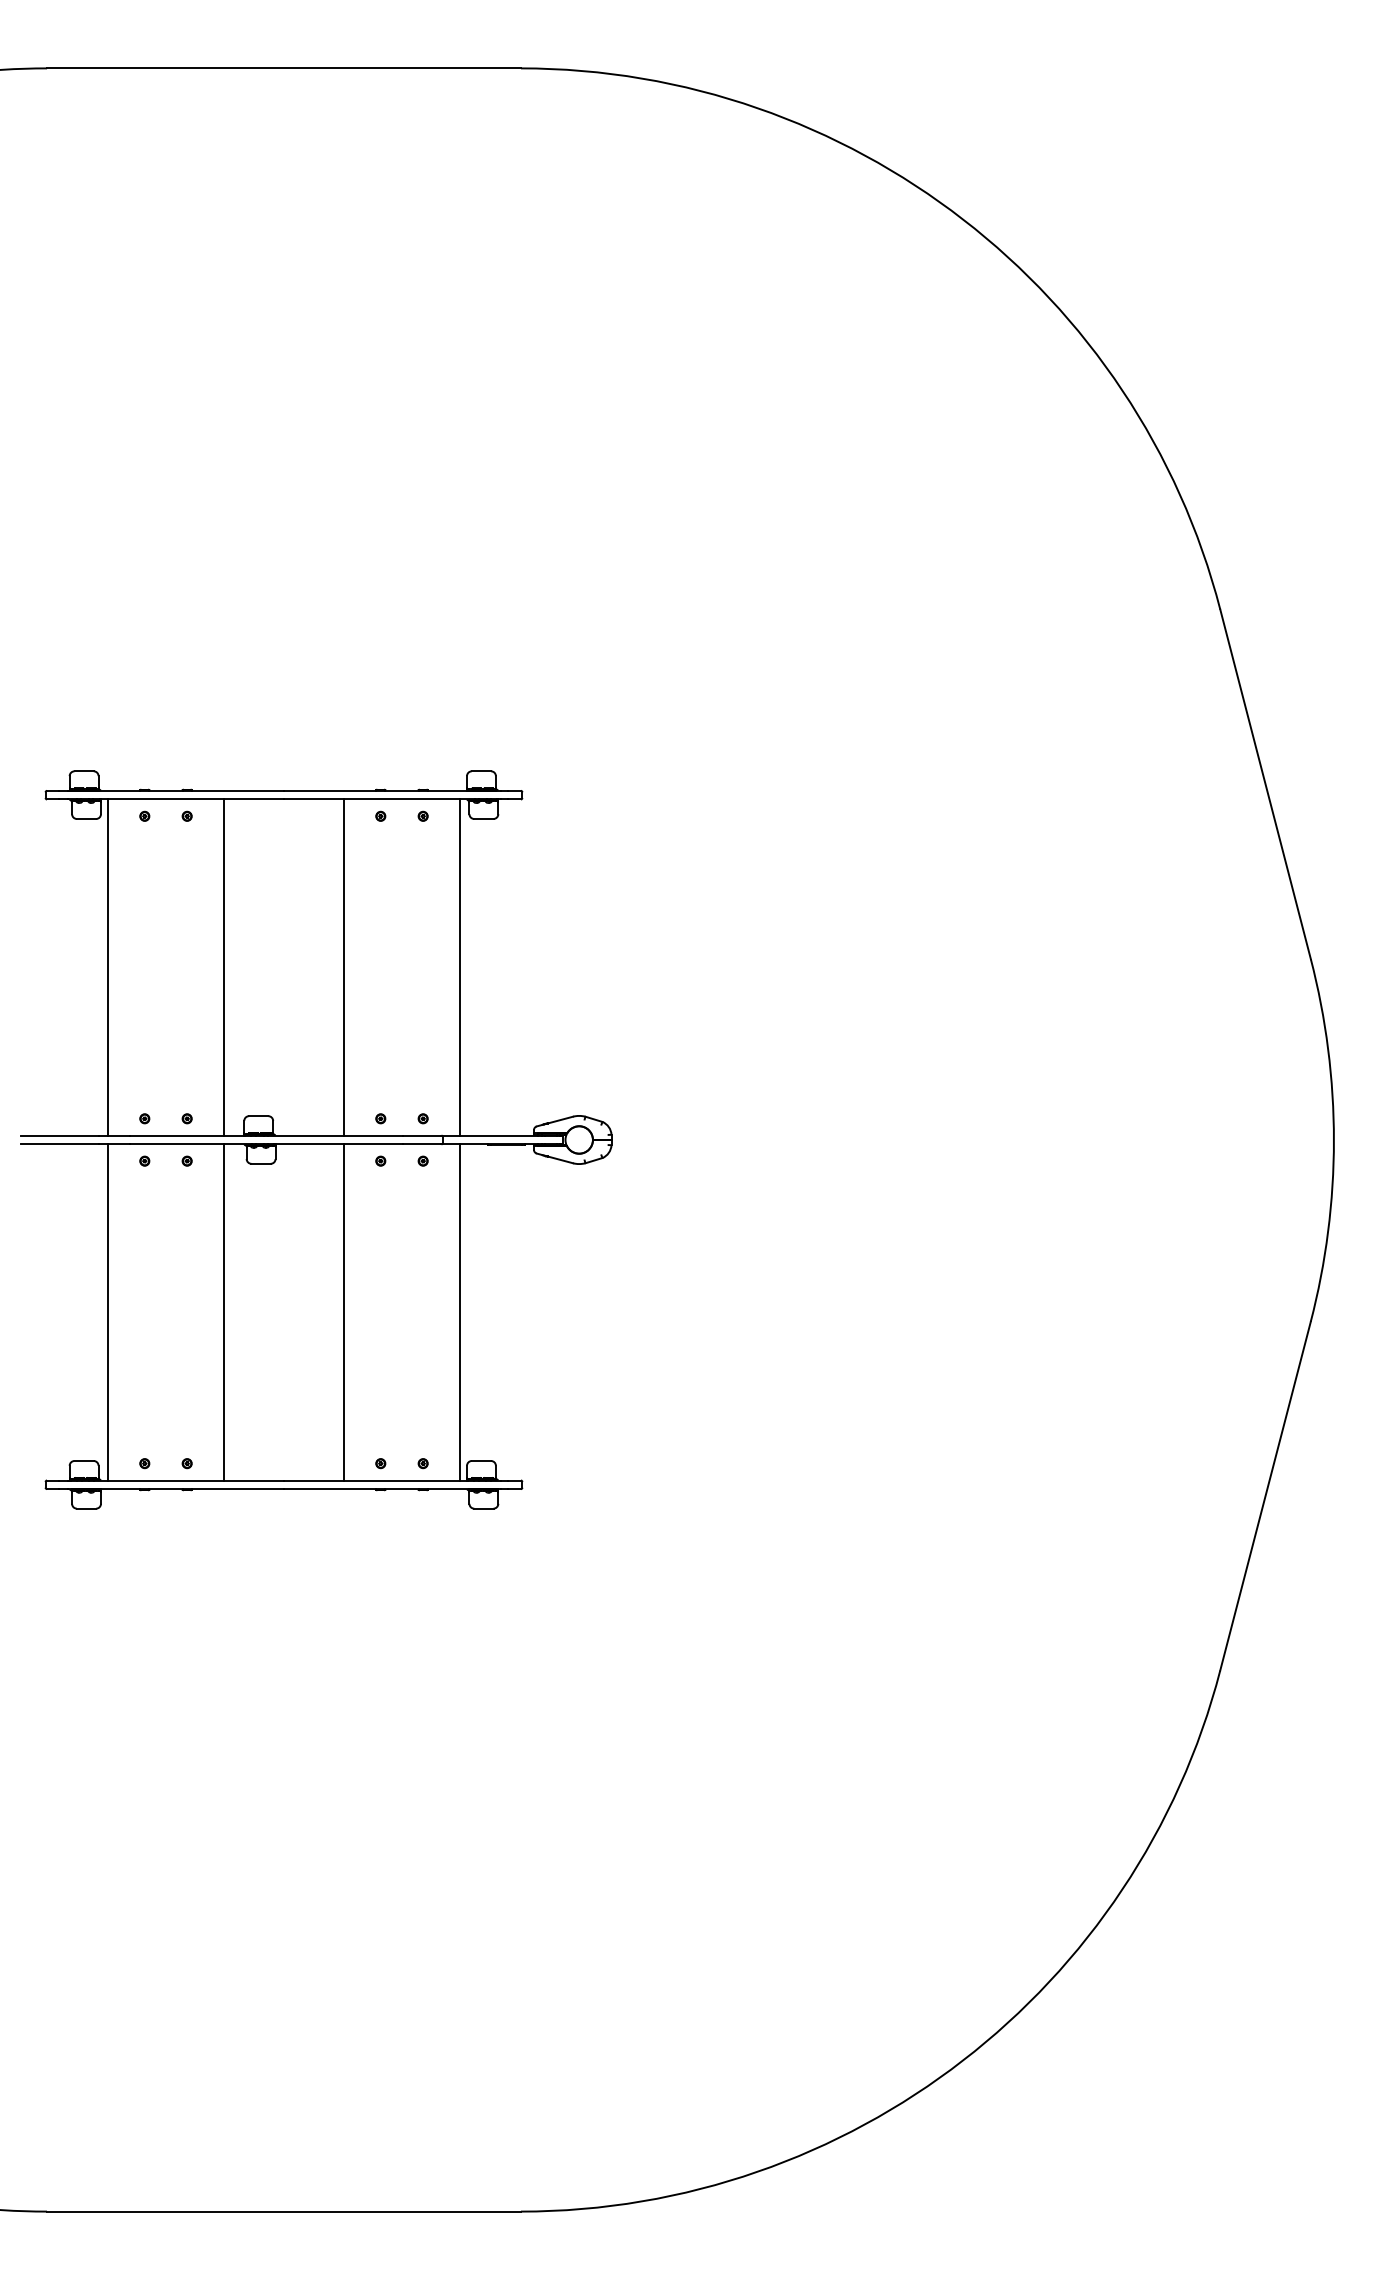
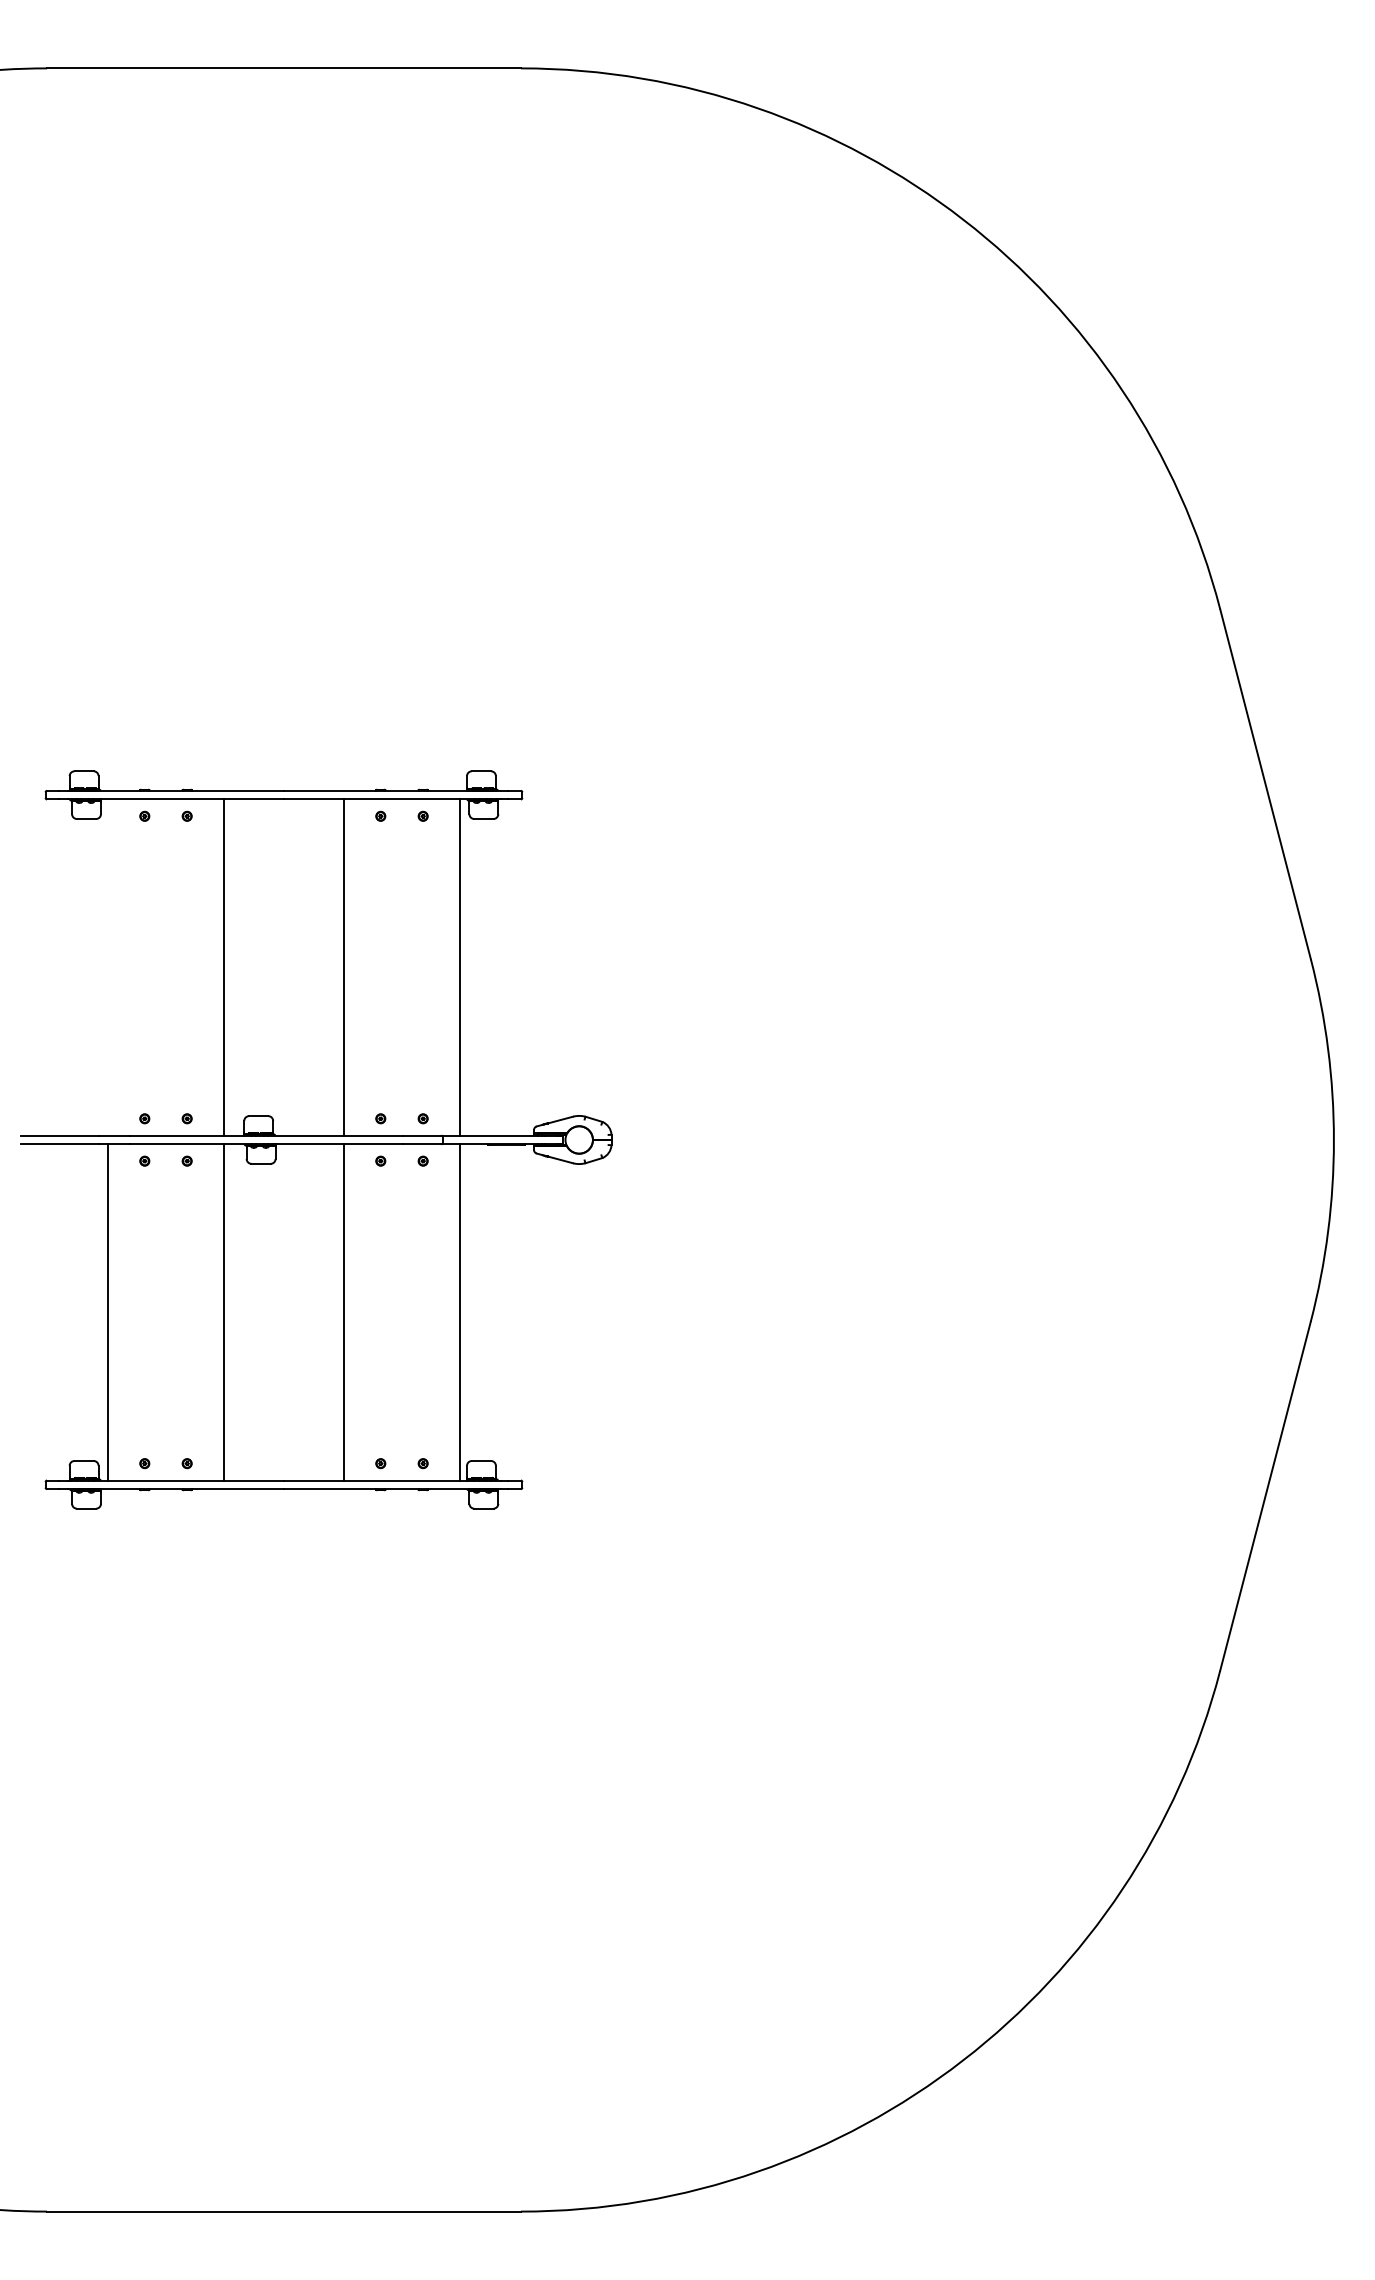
line: present -> none (108, 967)
